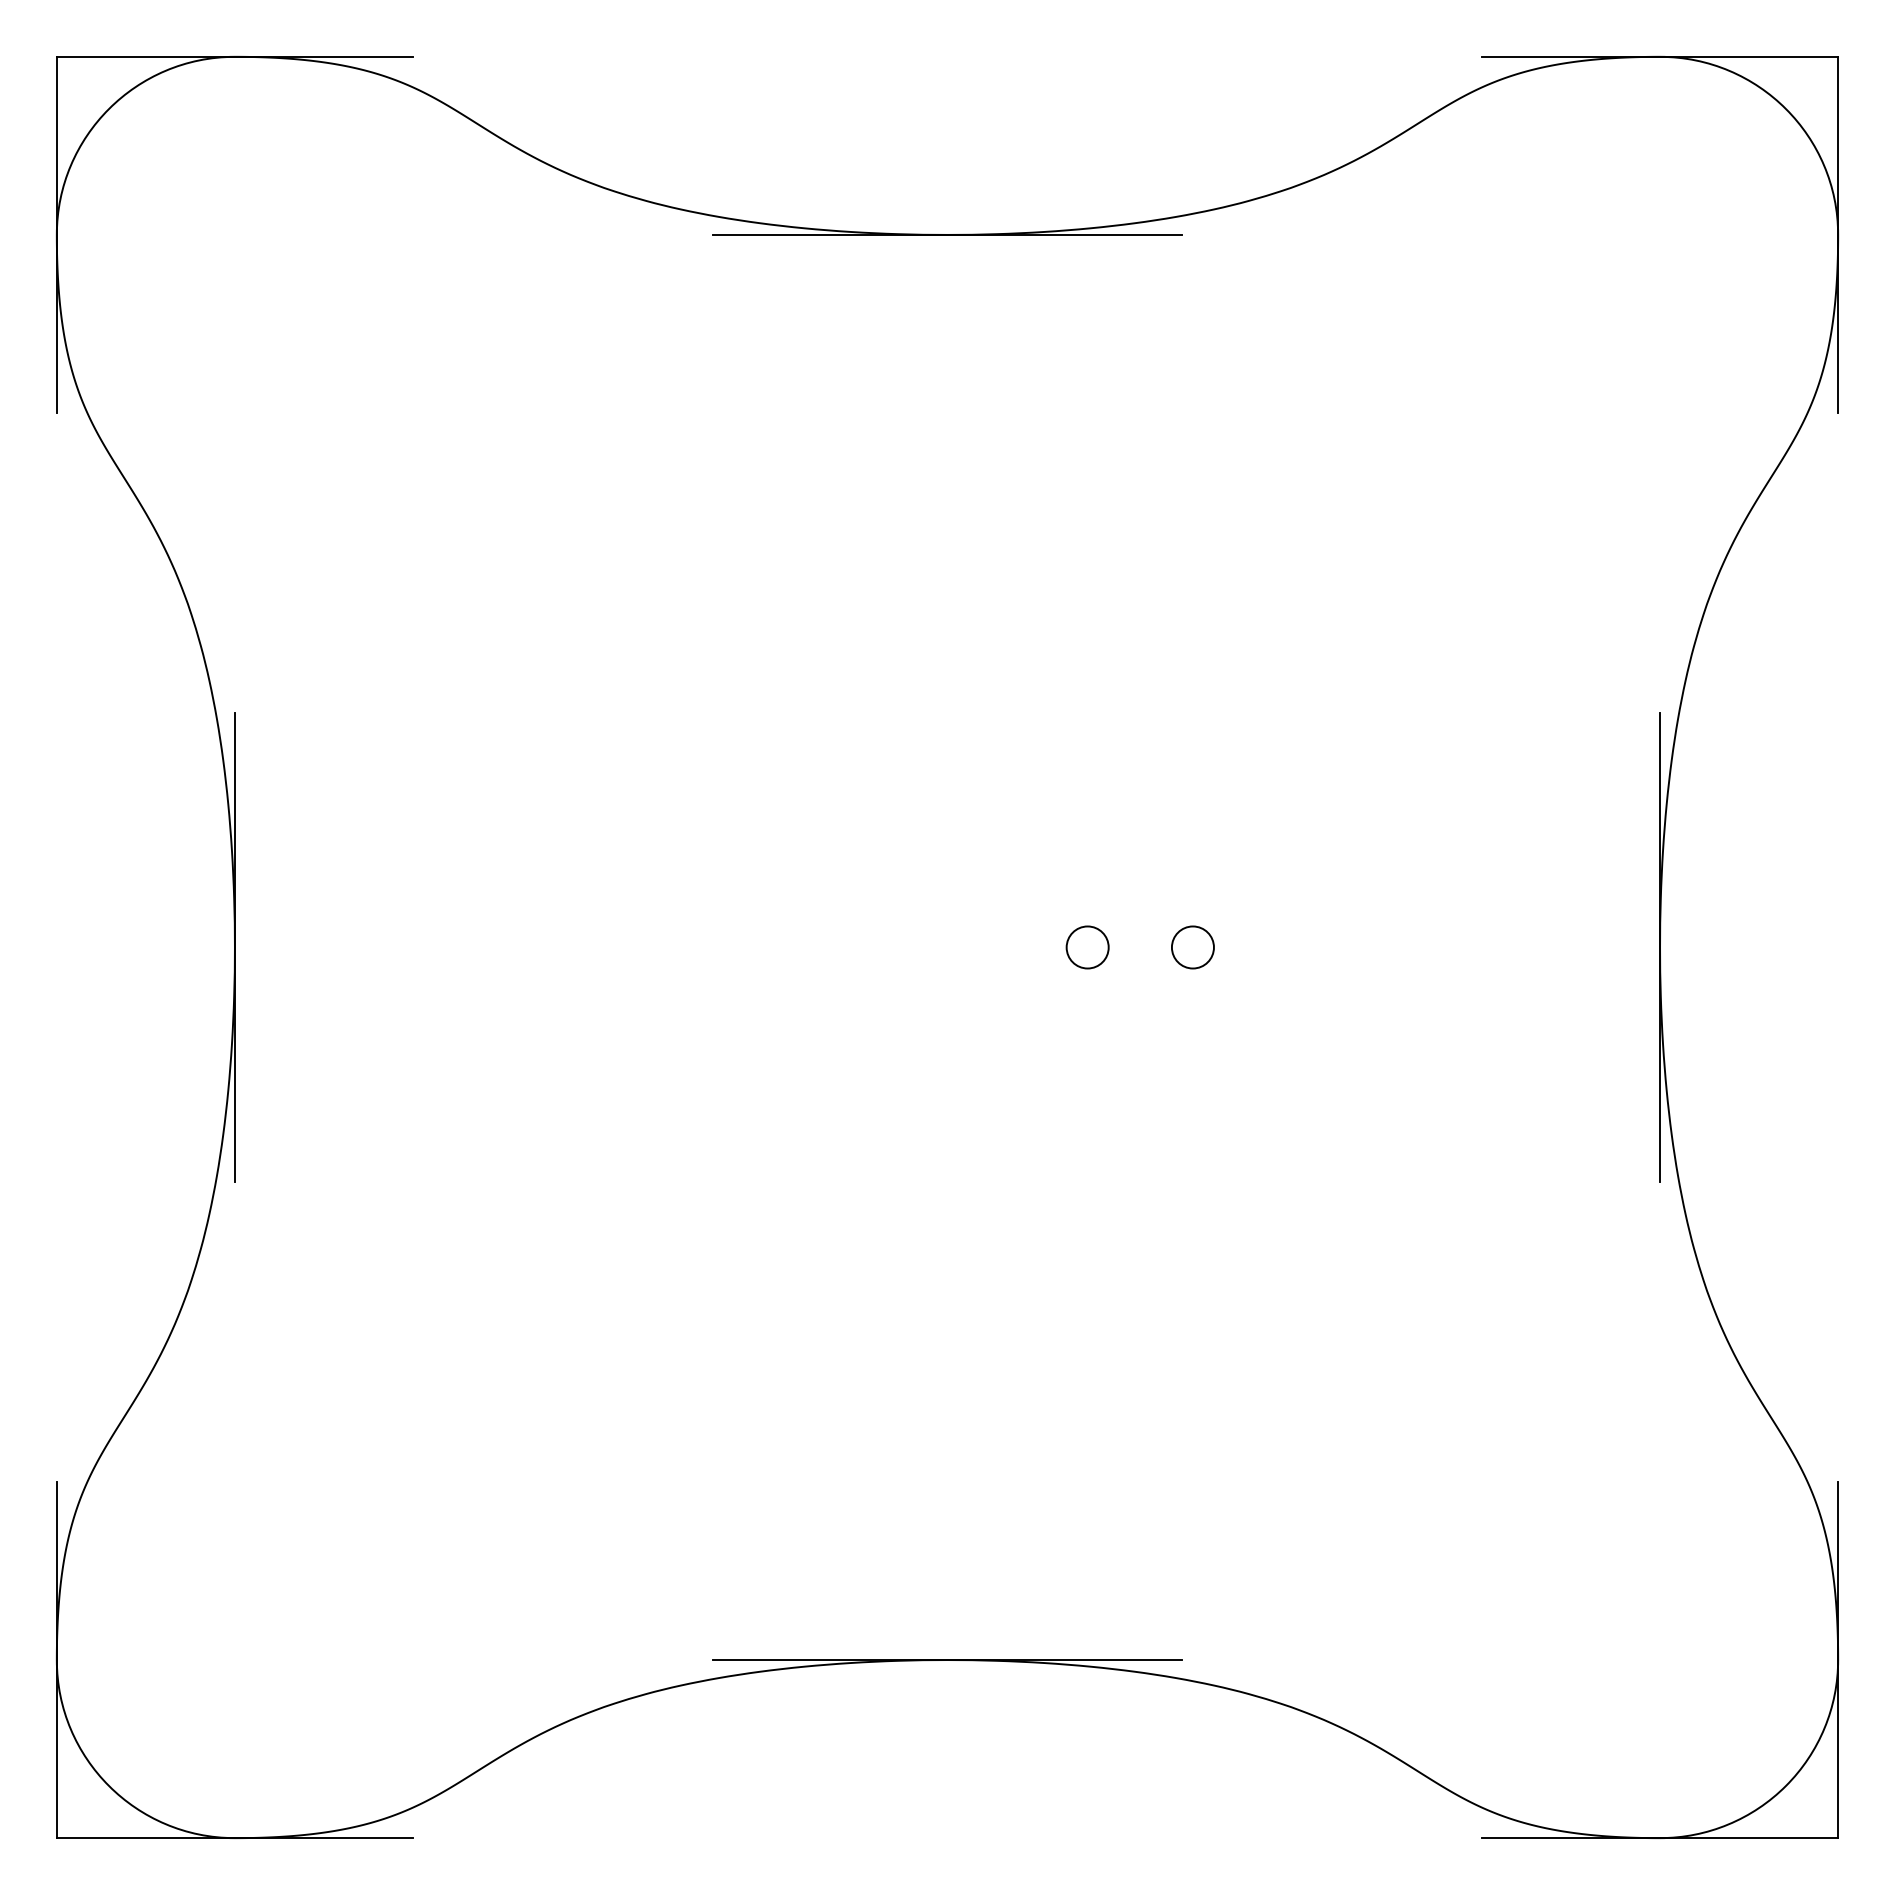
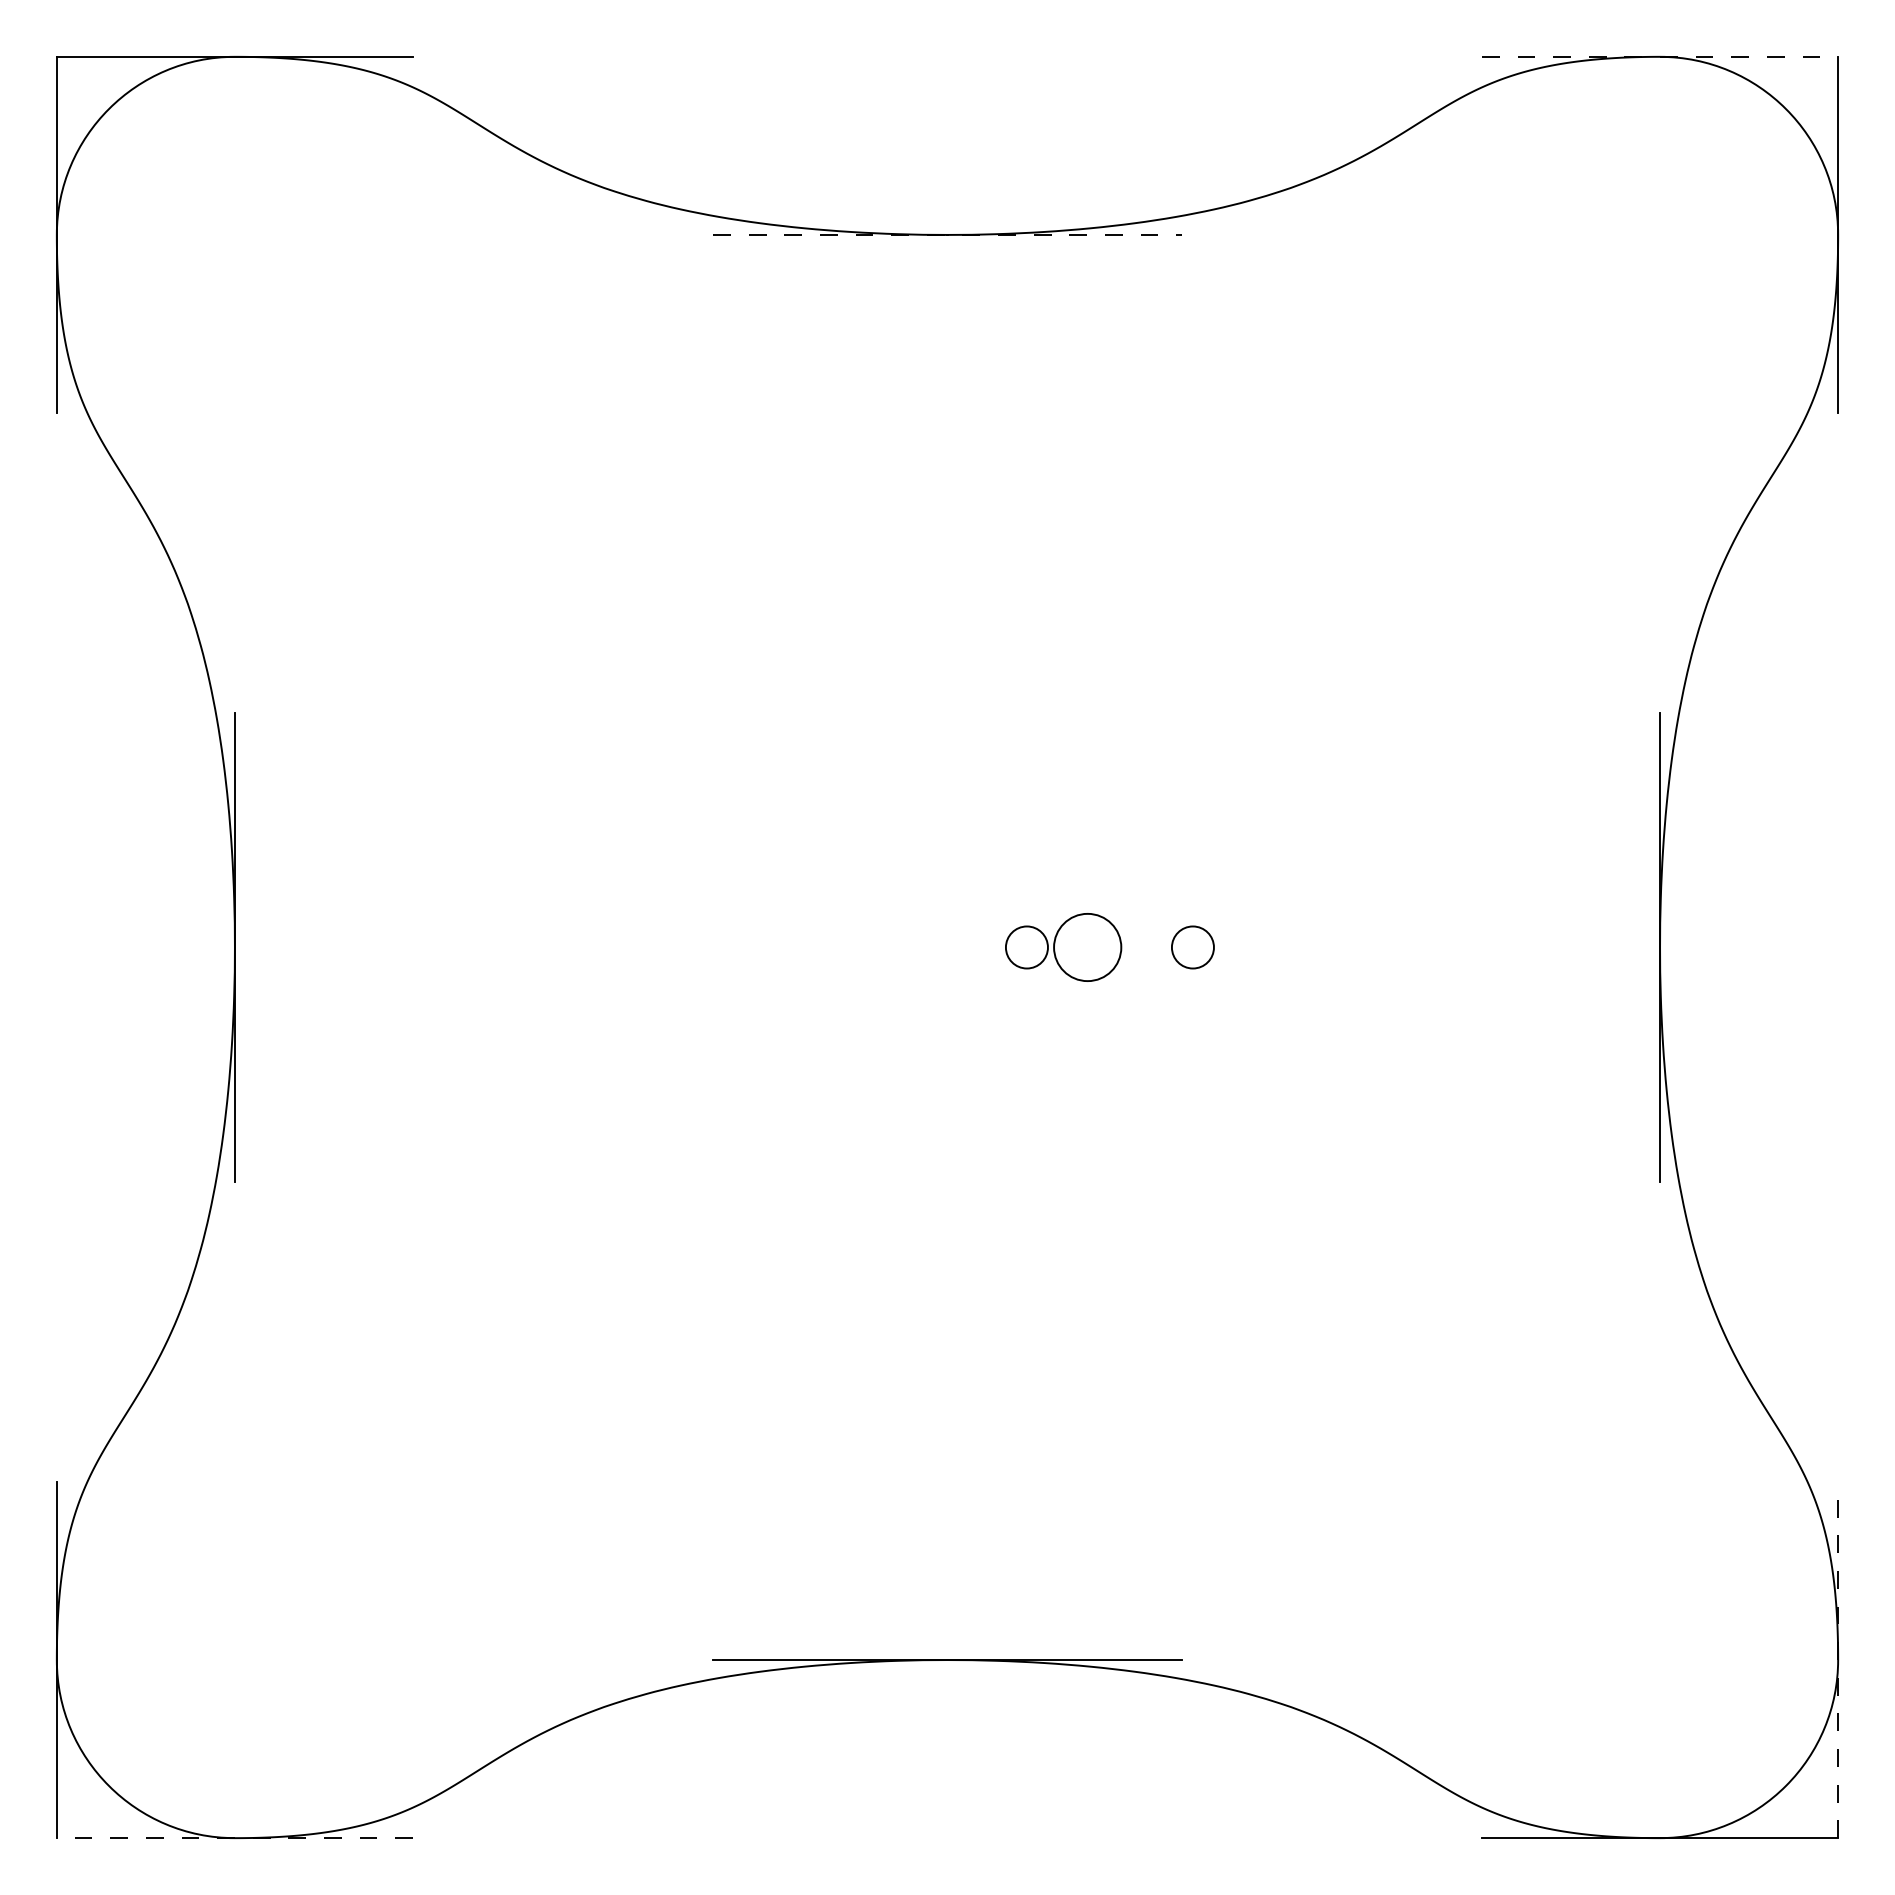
line: solid -> dashed (1660, 56)
line: solid -> dashed (947, 234)
circle: none -> present (1026, 947)
circle diameter: 42 px -> 67 px (1087, 947)
line: solid -> dashed (1838, 1659)
line: solid -> dashed (234, 1838)
